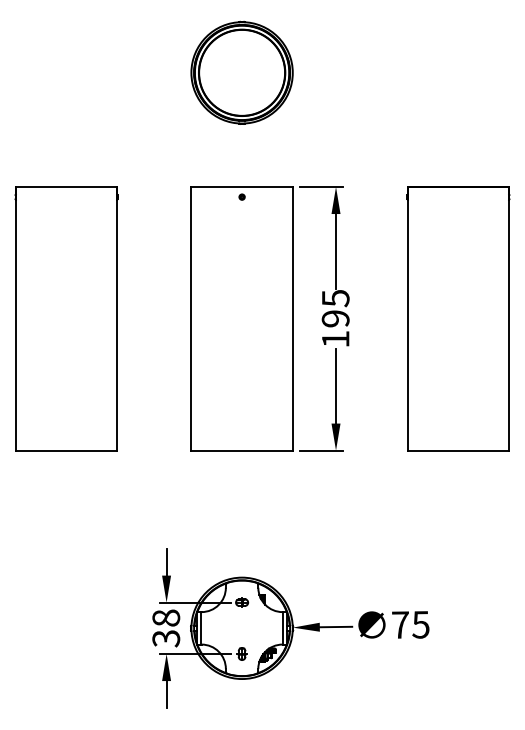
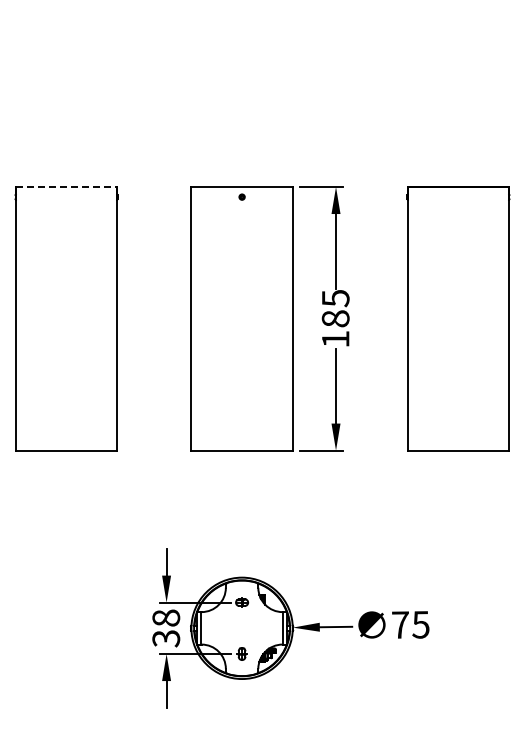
part: present -> none (241, 72)
line: solid -> dashed (66, 186)
text: 195 -> 185 (335, 318)
